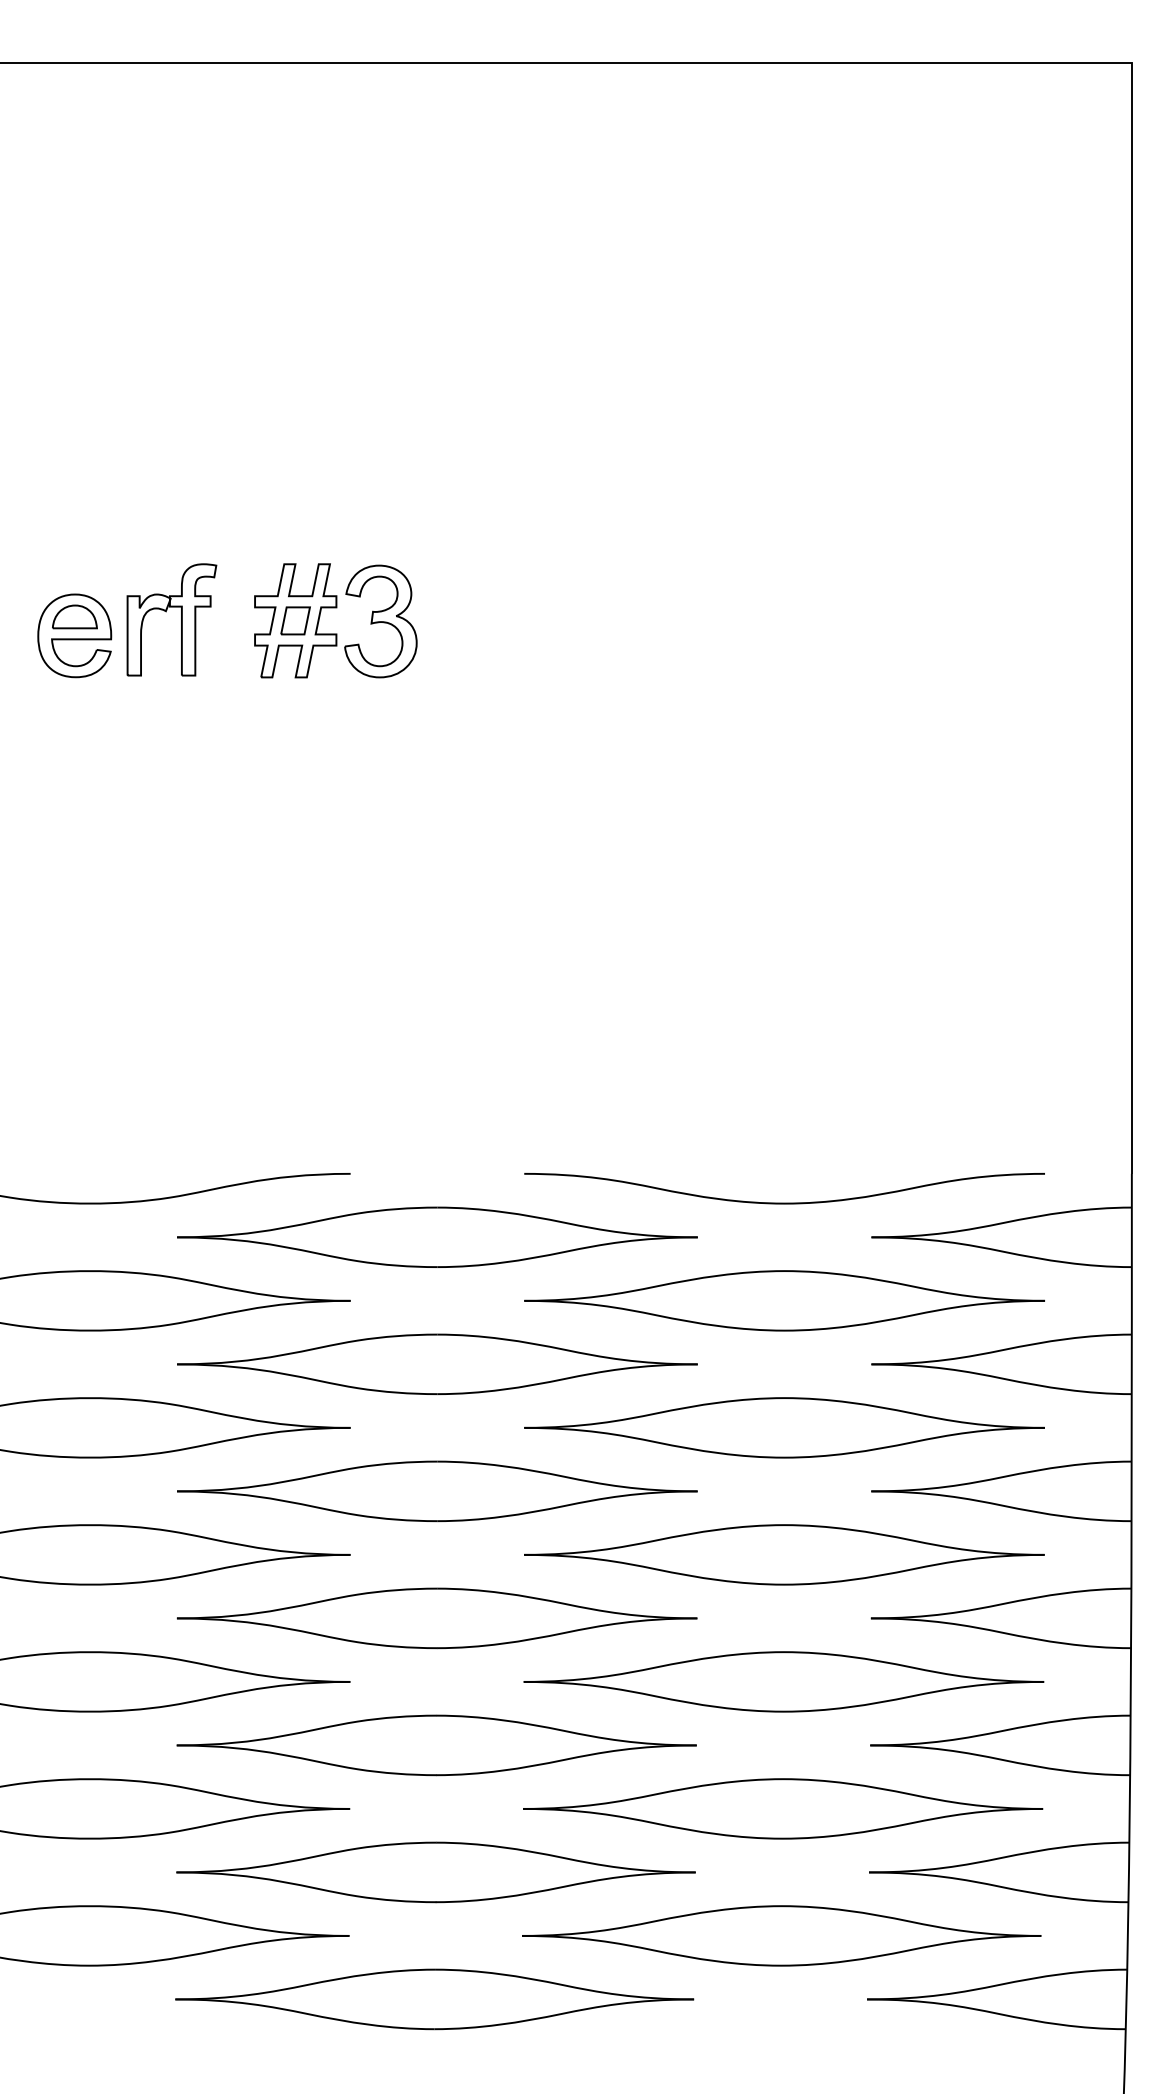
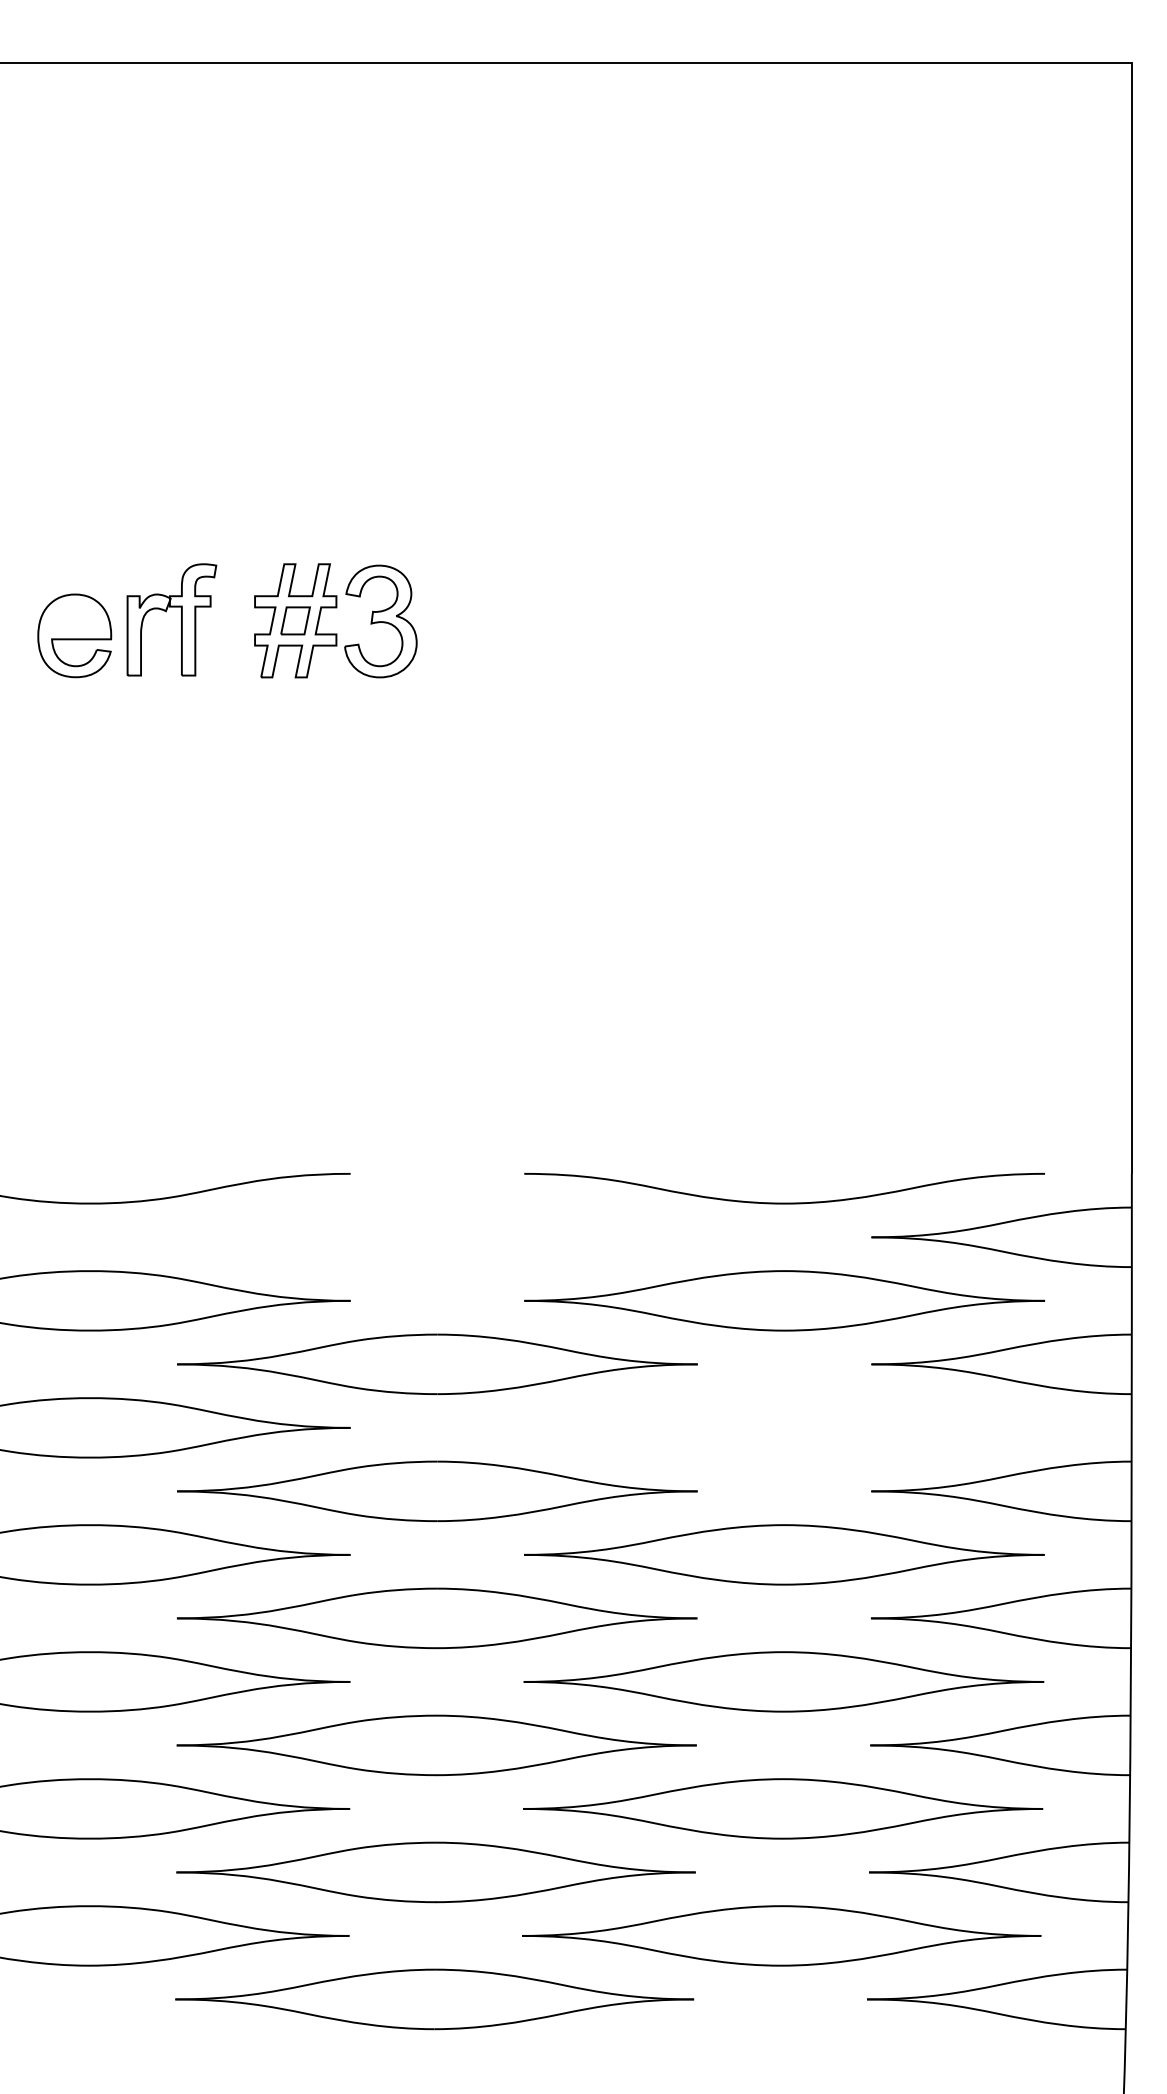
part: present -> none (74, 616)
part: present -> none (437, 1236)
part: present -> none (784, 1427)
